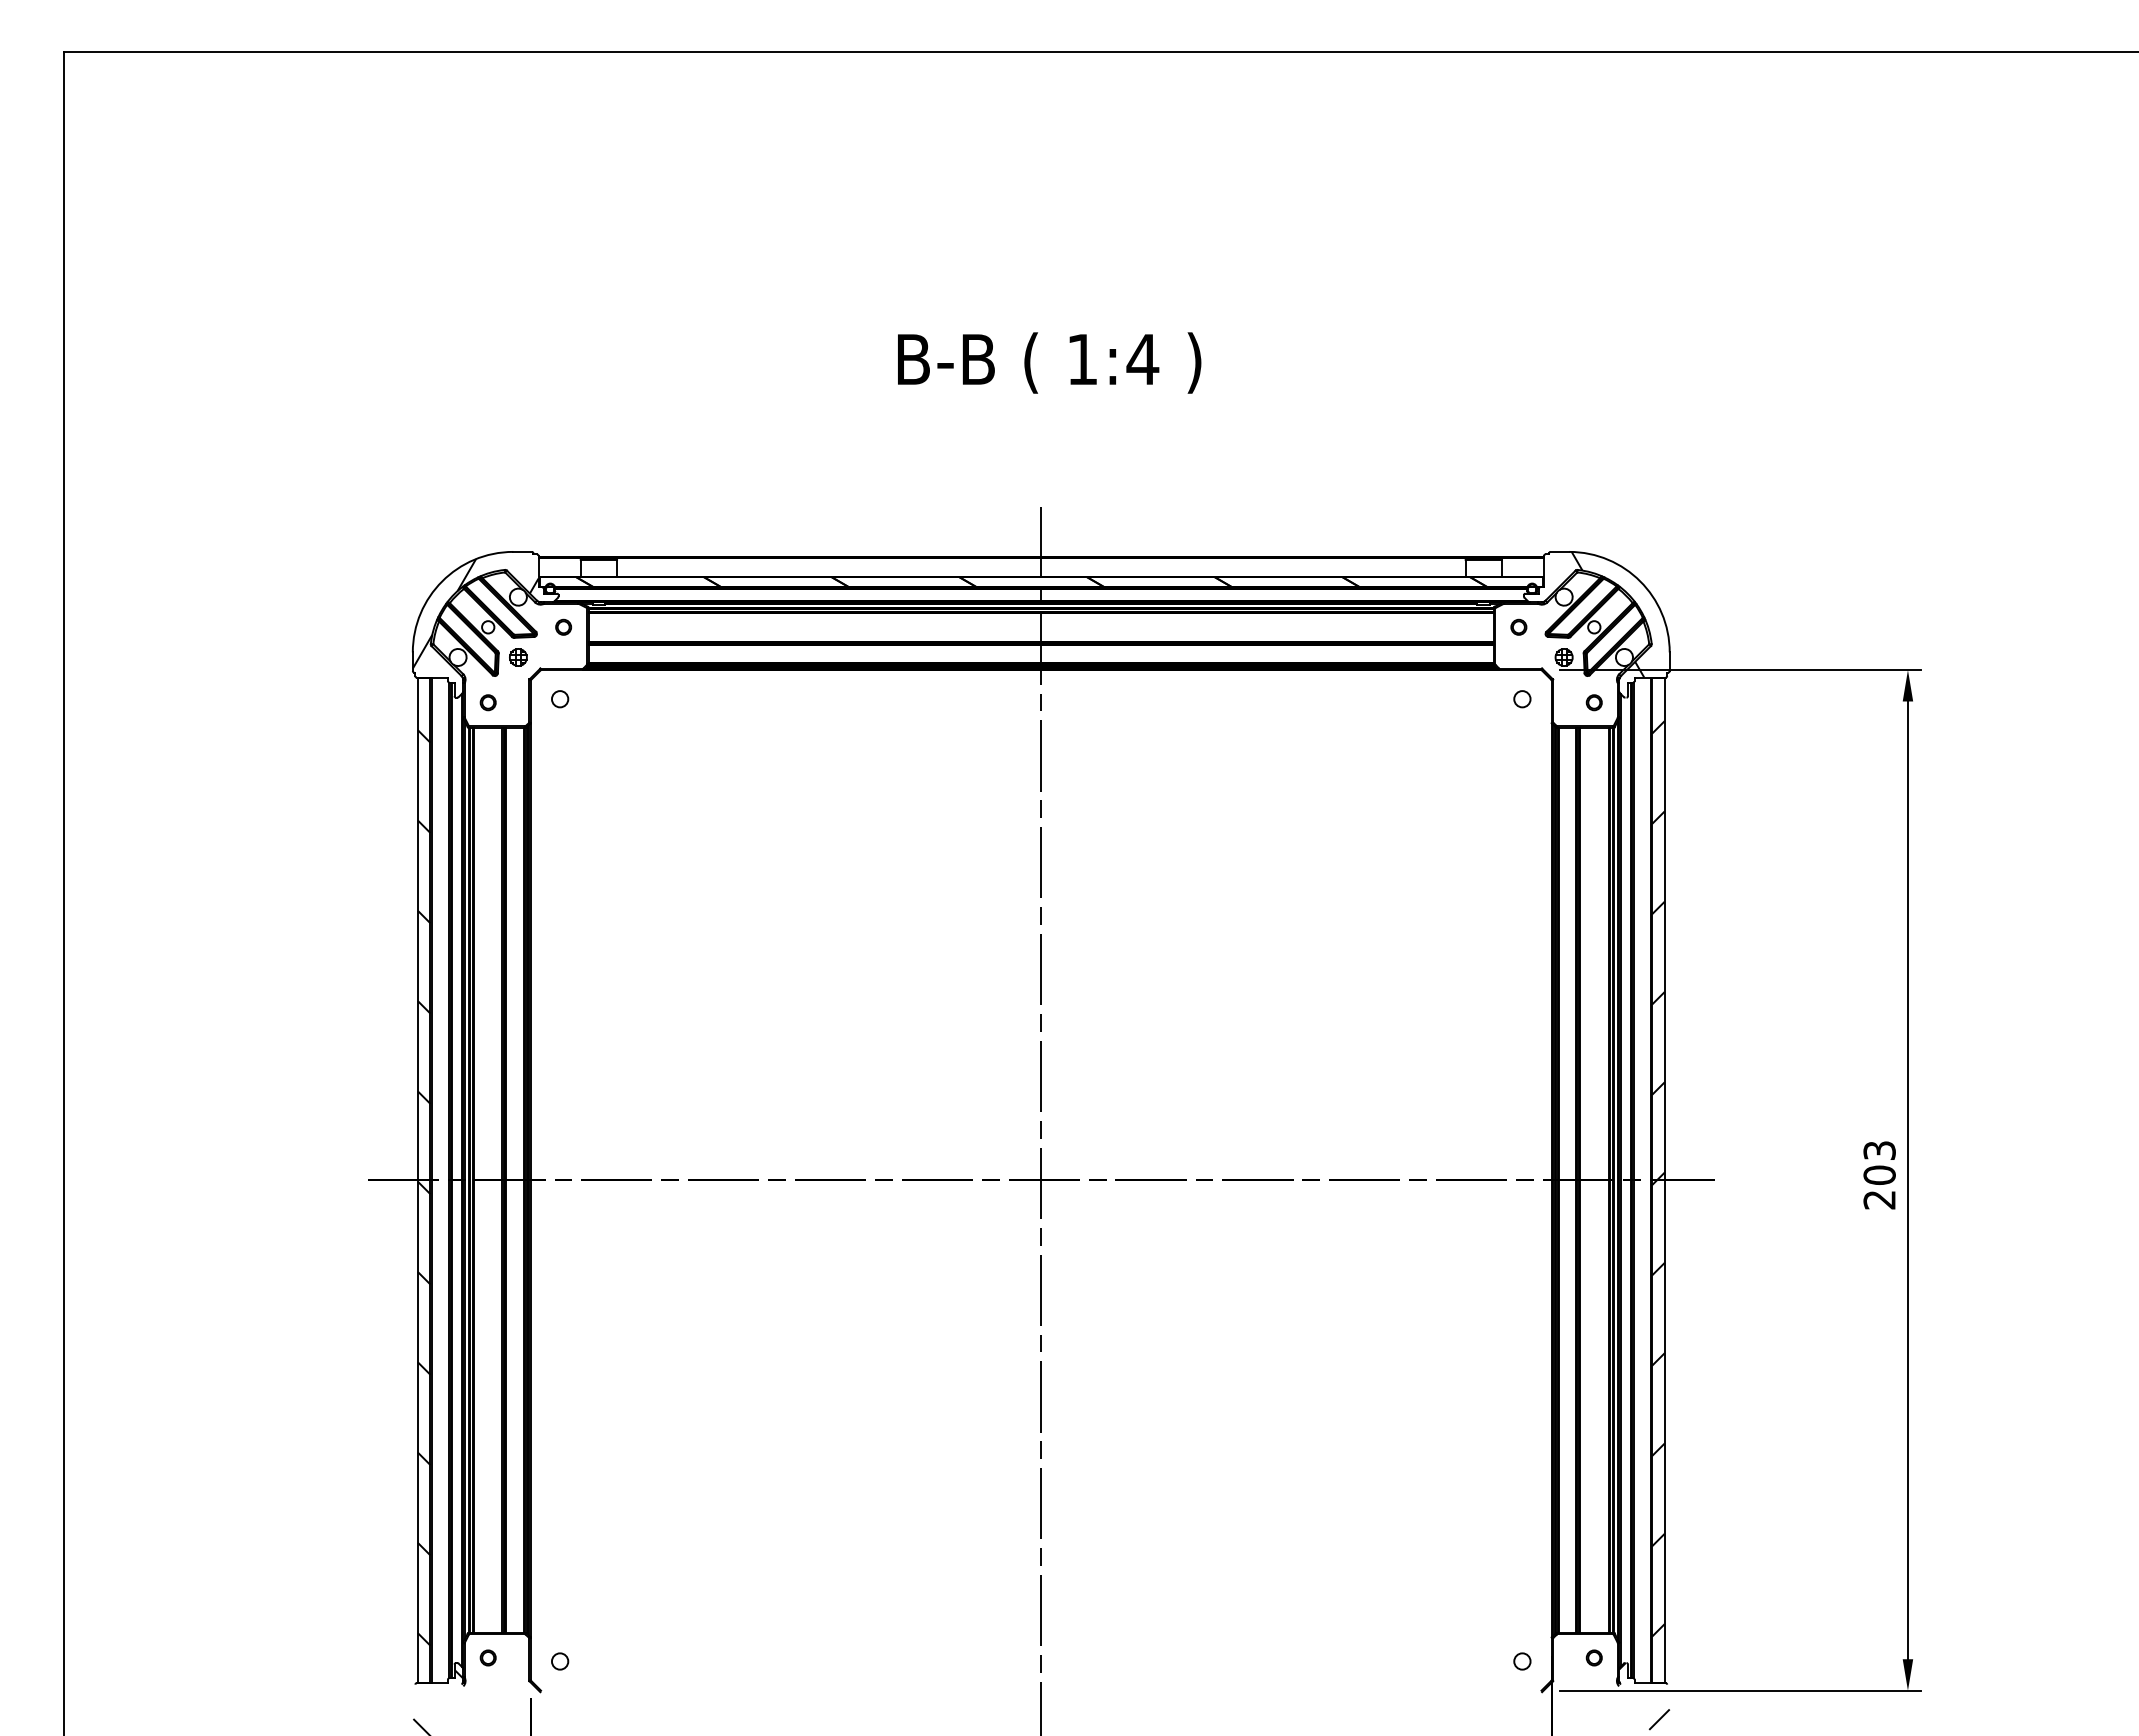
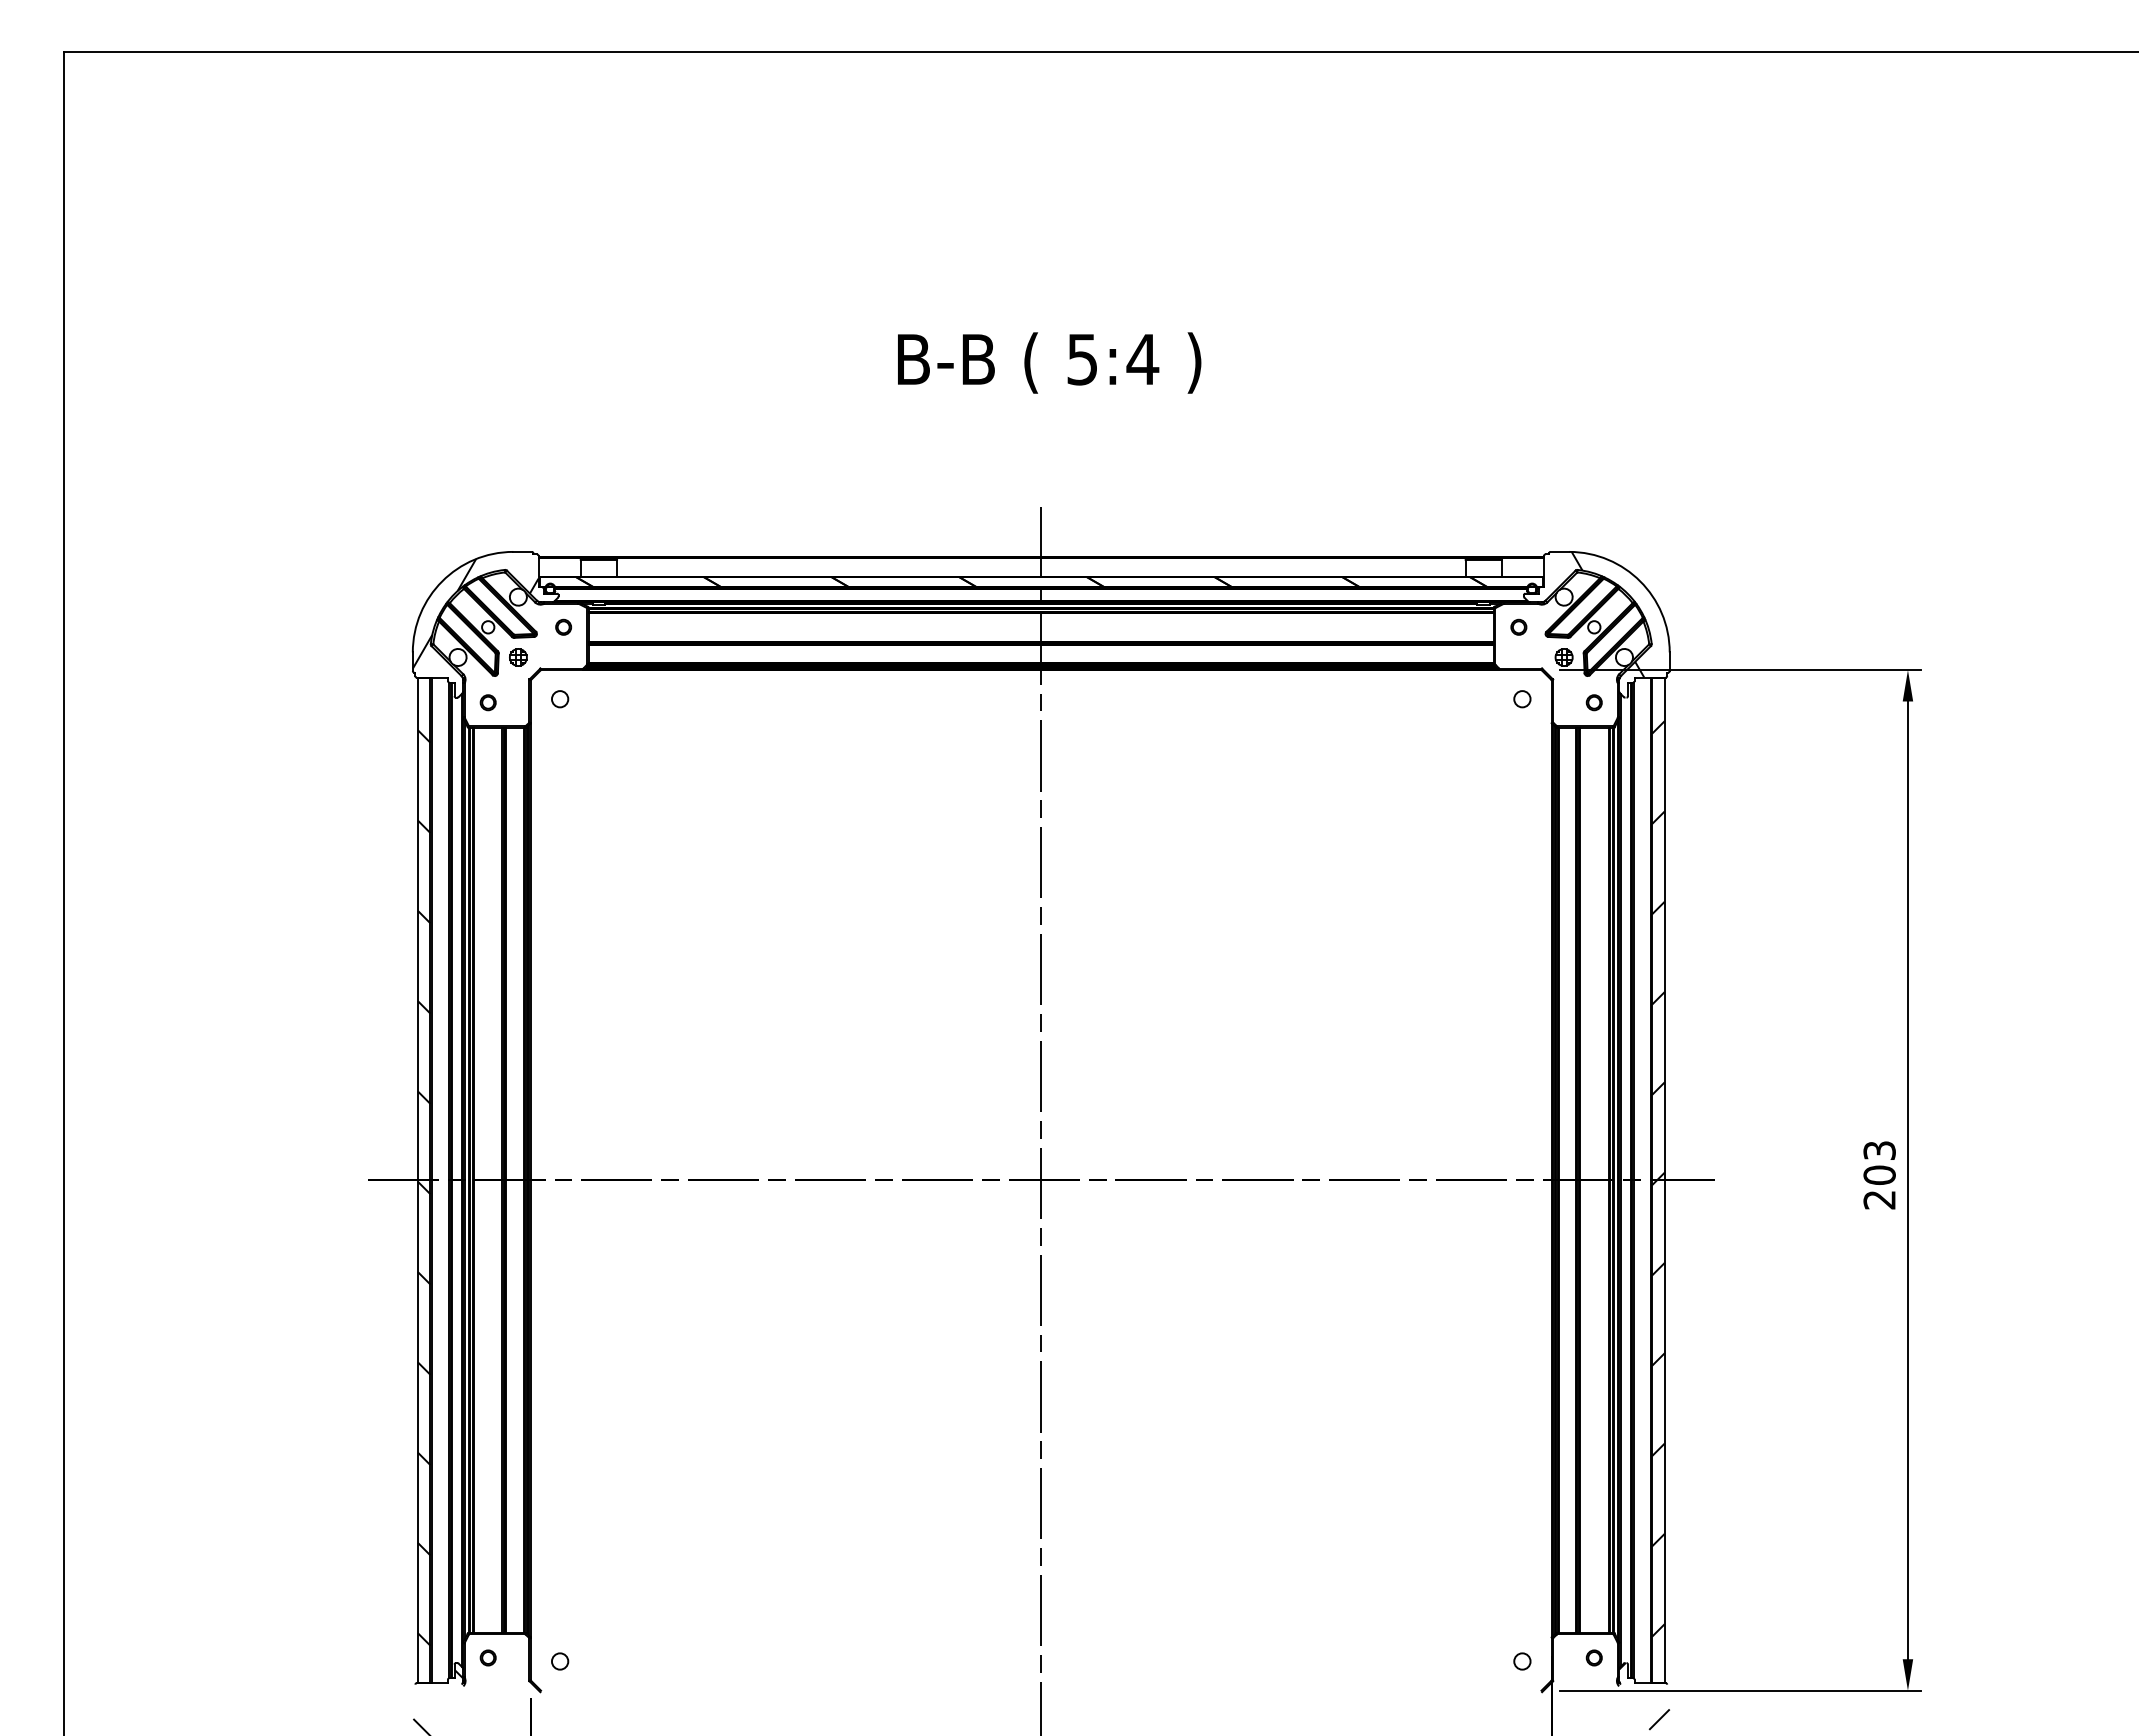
text: 1:4 -> 5:4 (1081, 359)
